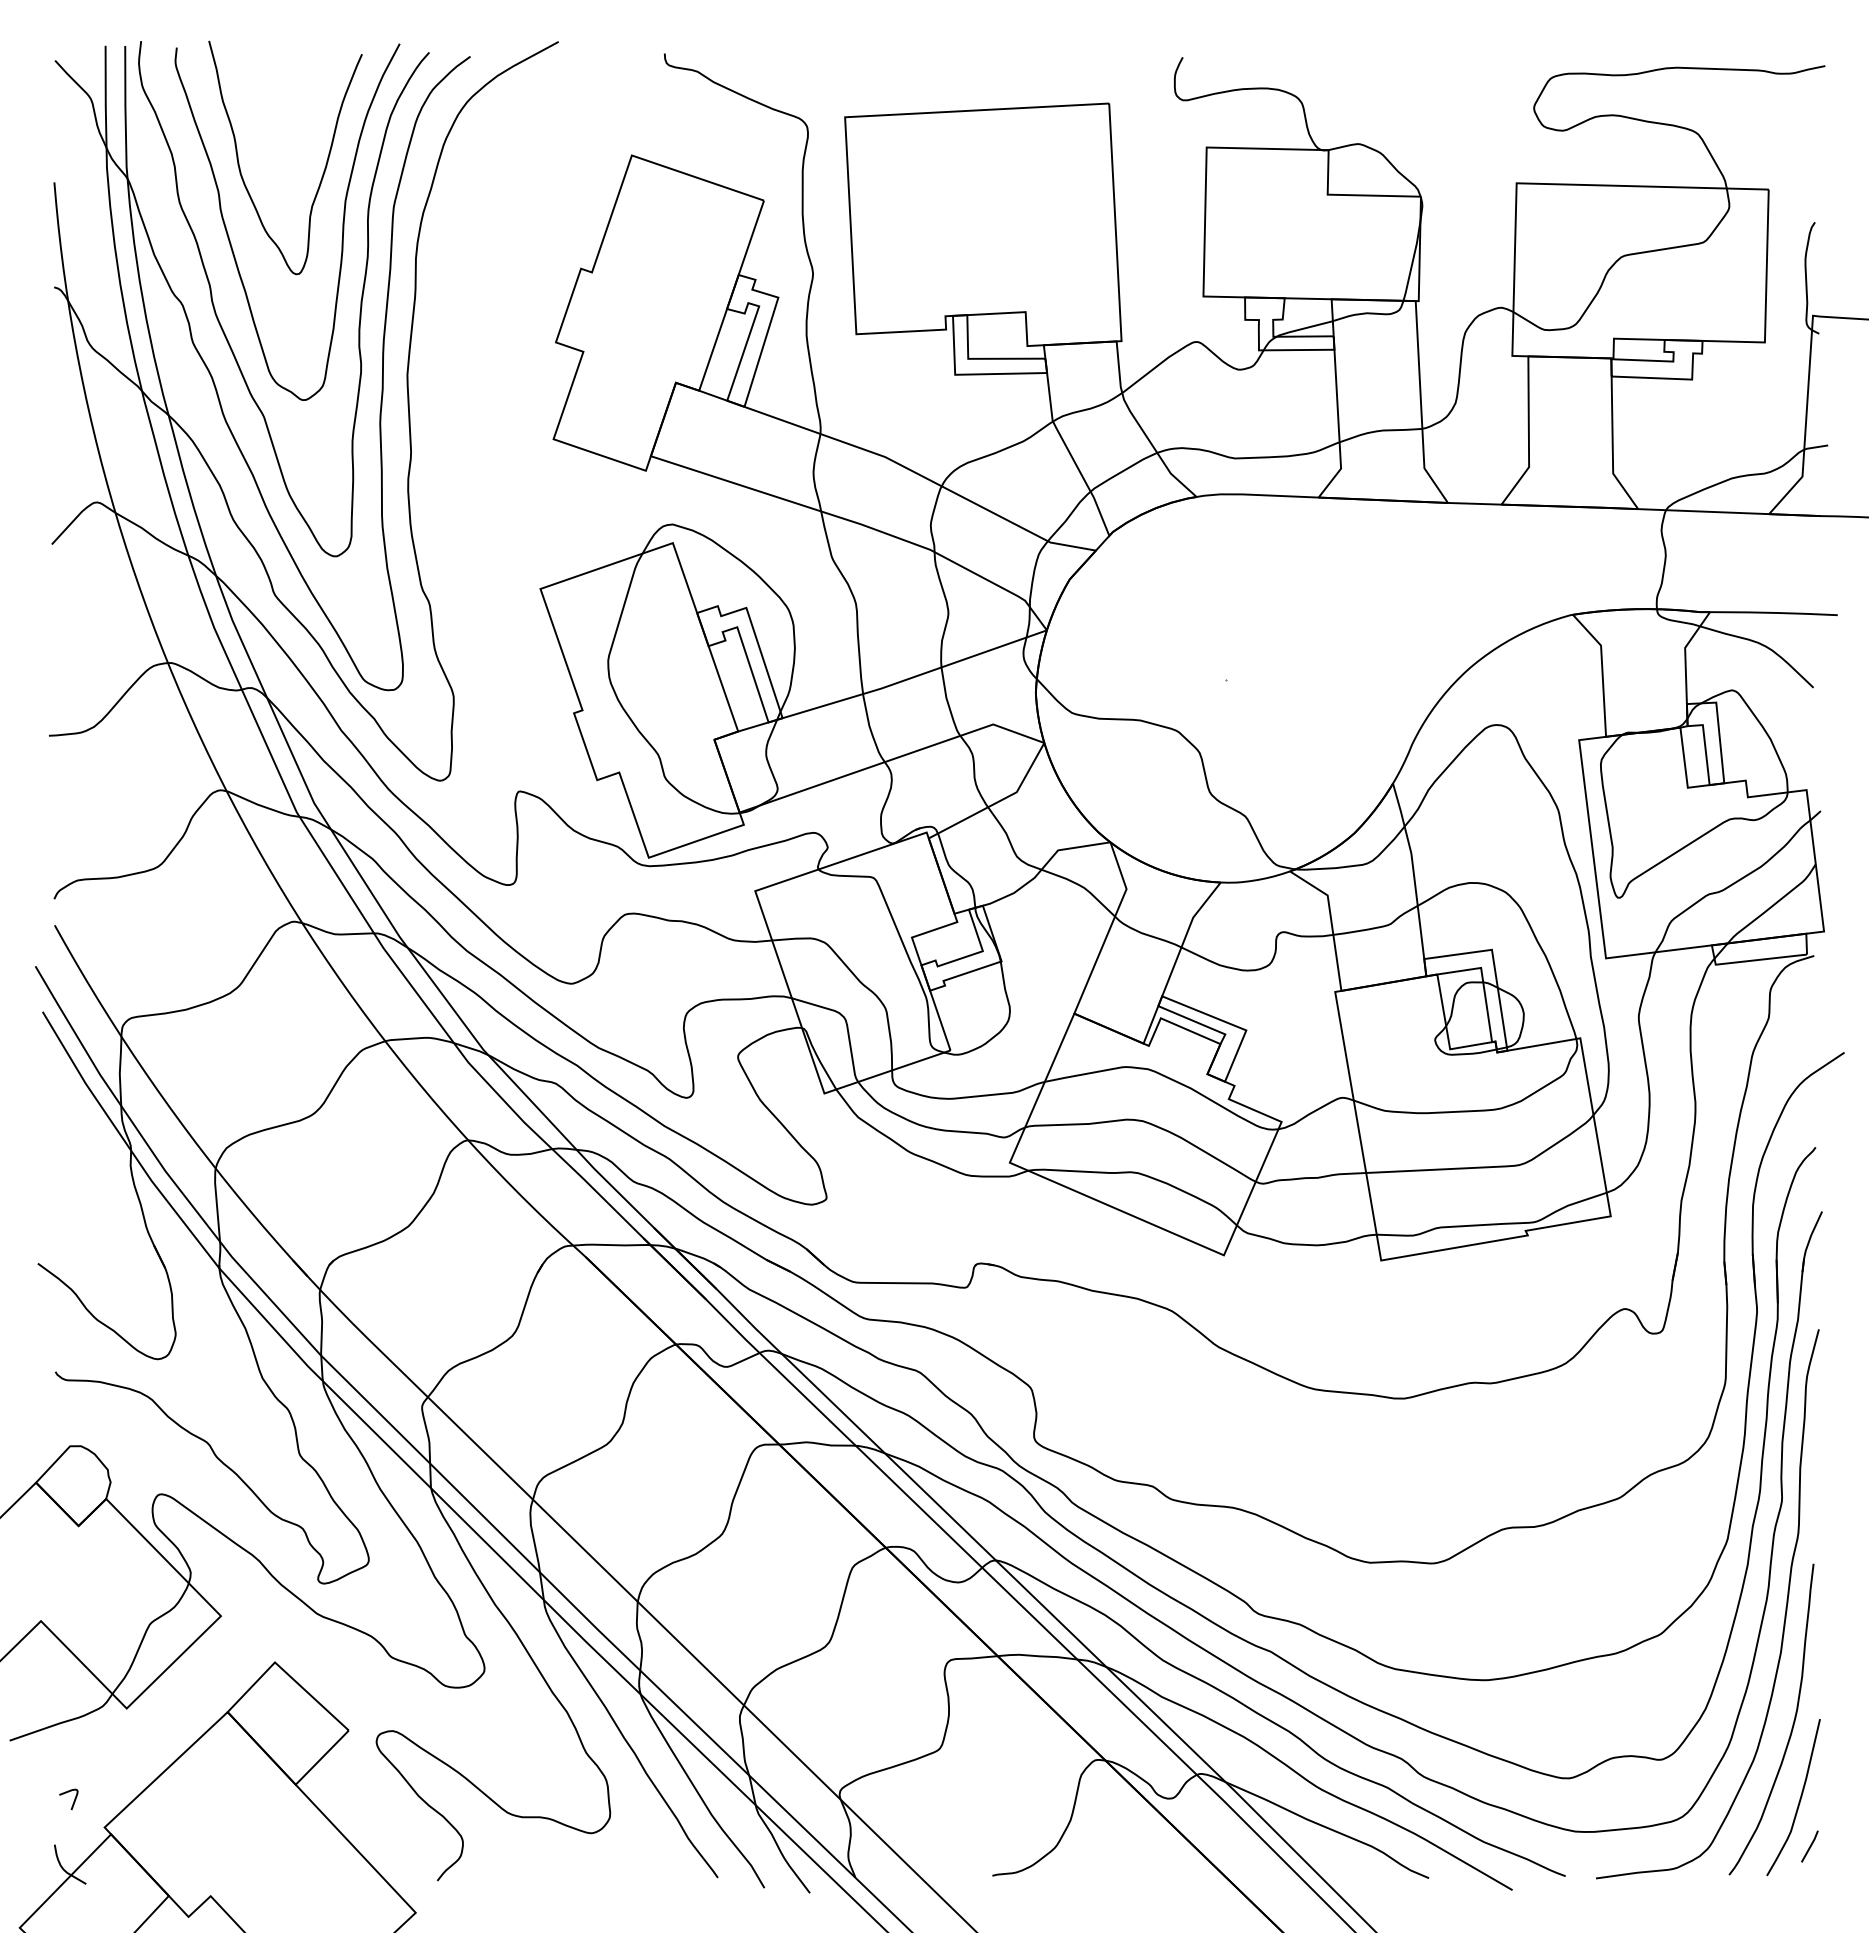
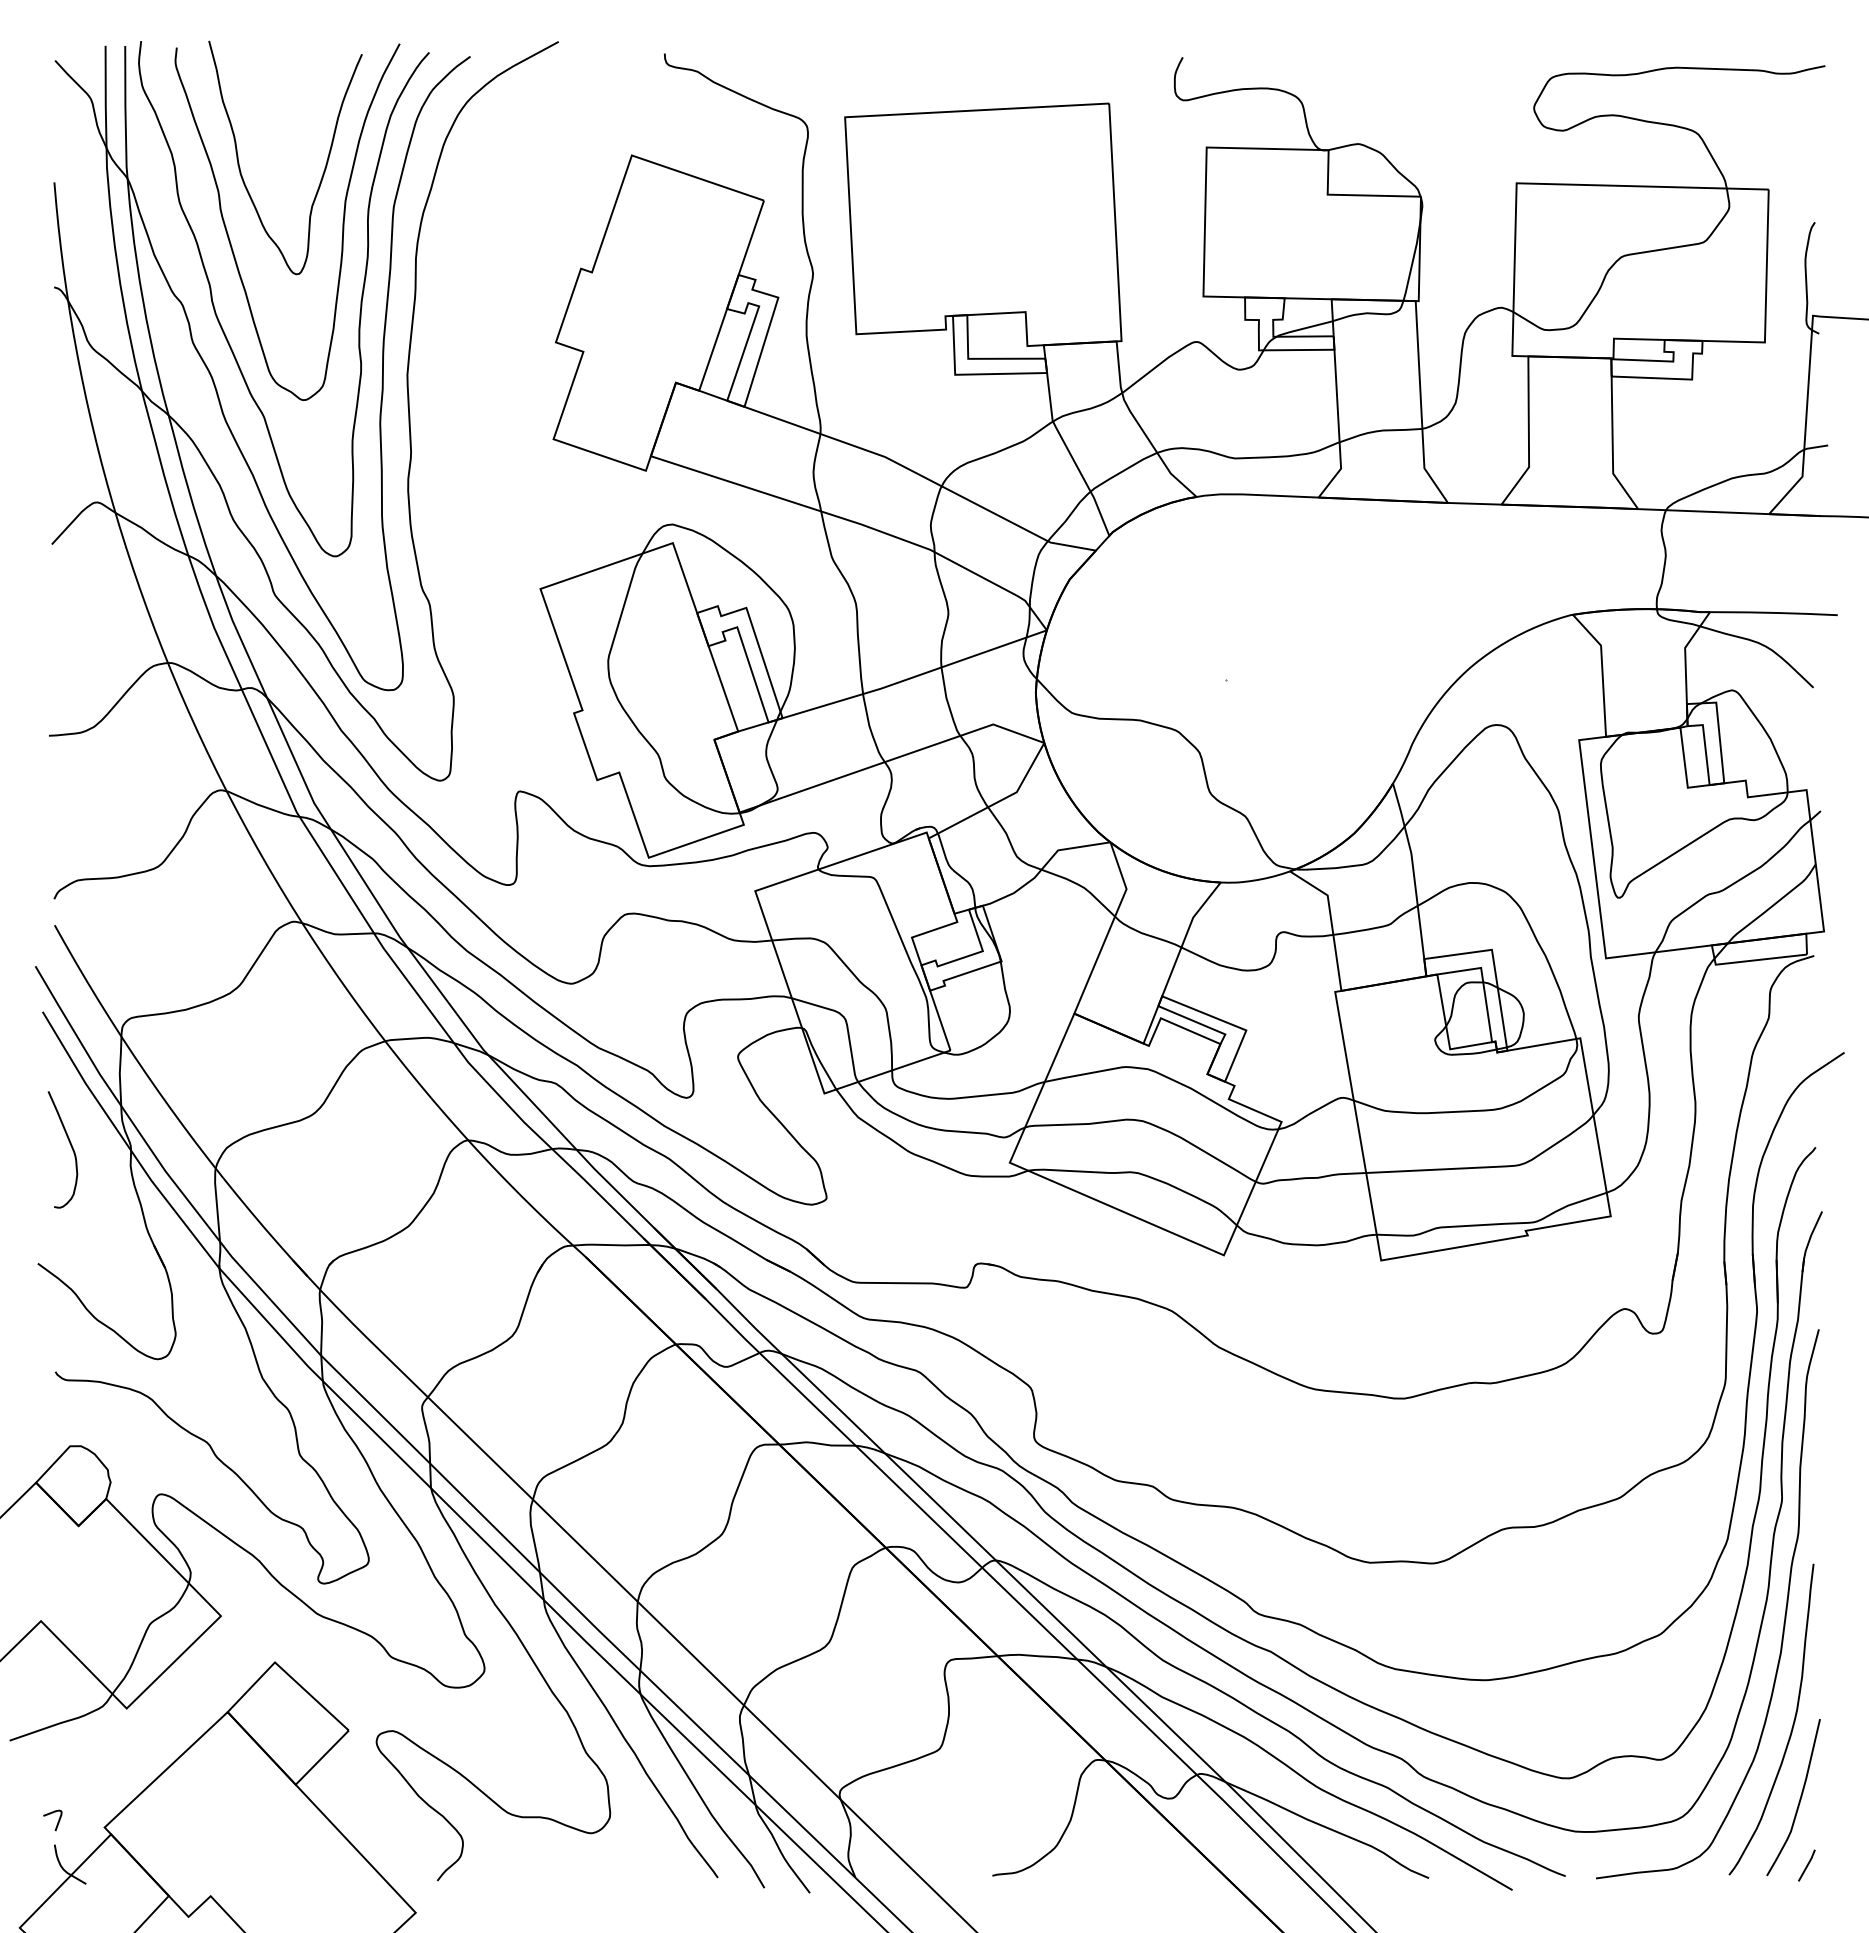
curve: none -> present (70, 1146)
curve position: (73, 1801) -> (57, 1822) (57, 1822)
line position: (1809, 1846) -> (1806, 1865) (1806, 1865)
